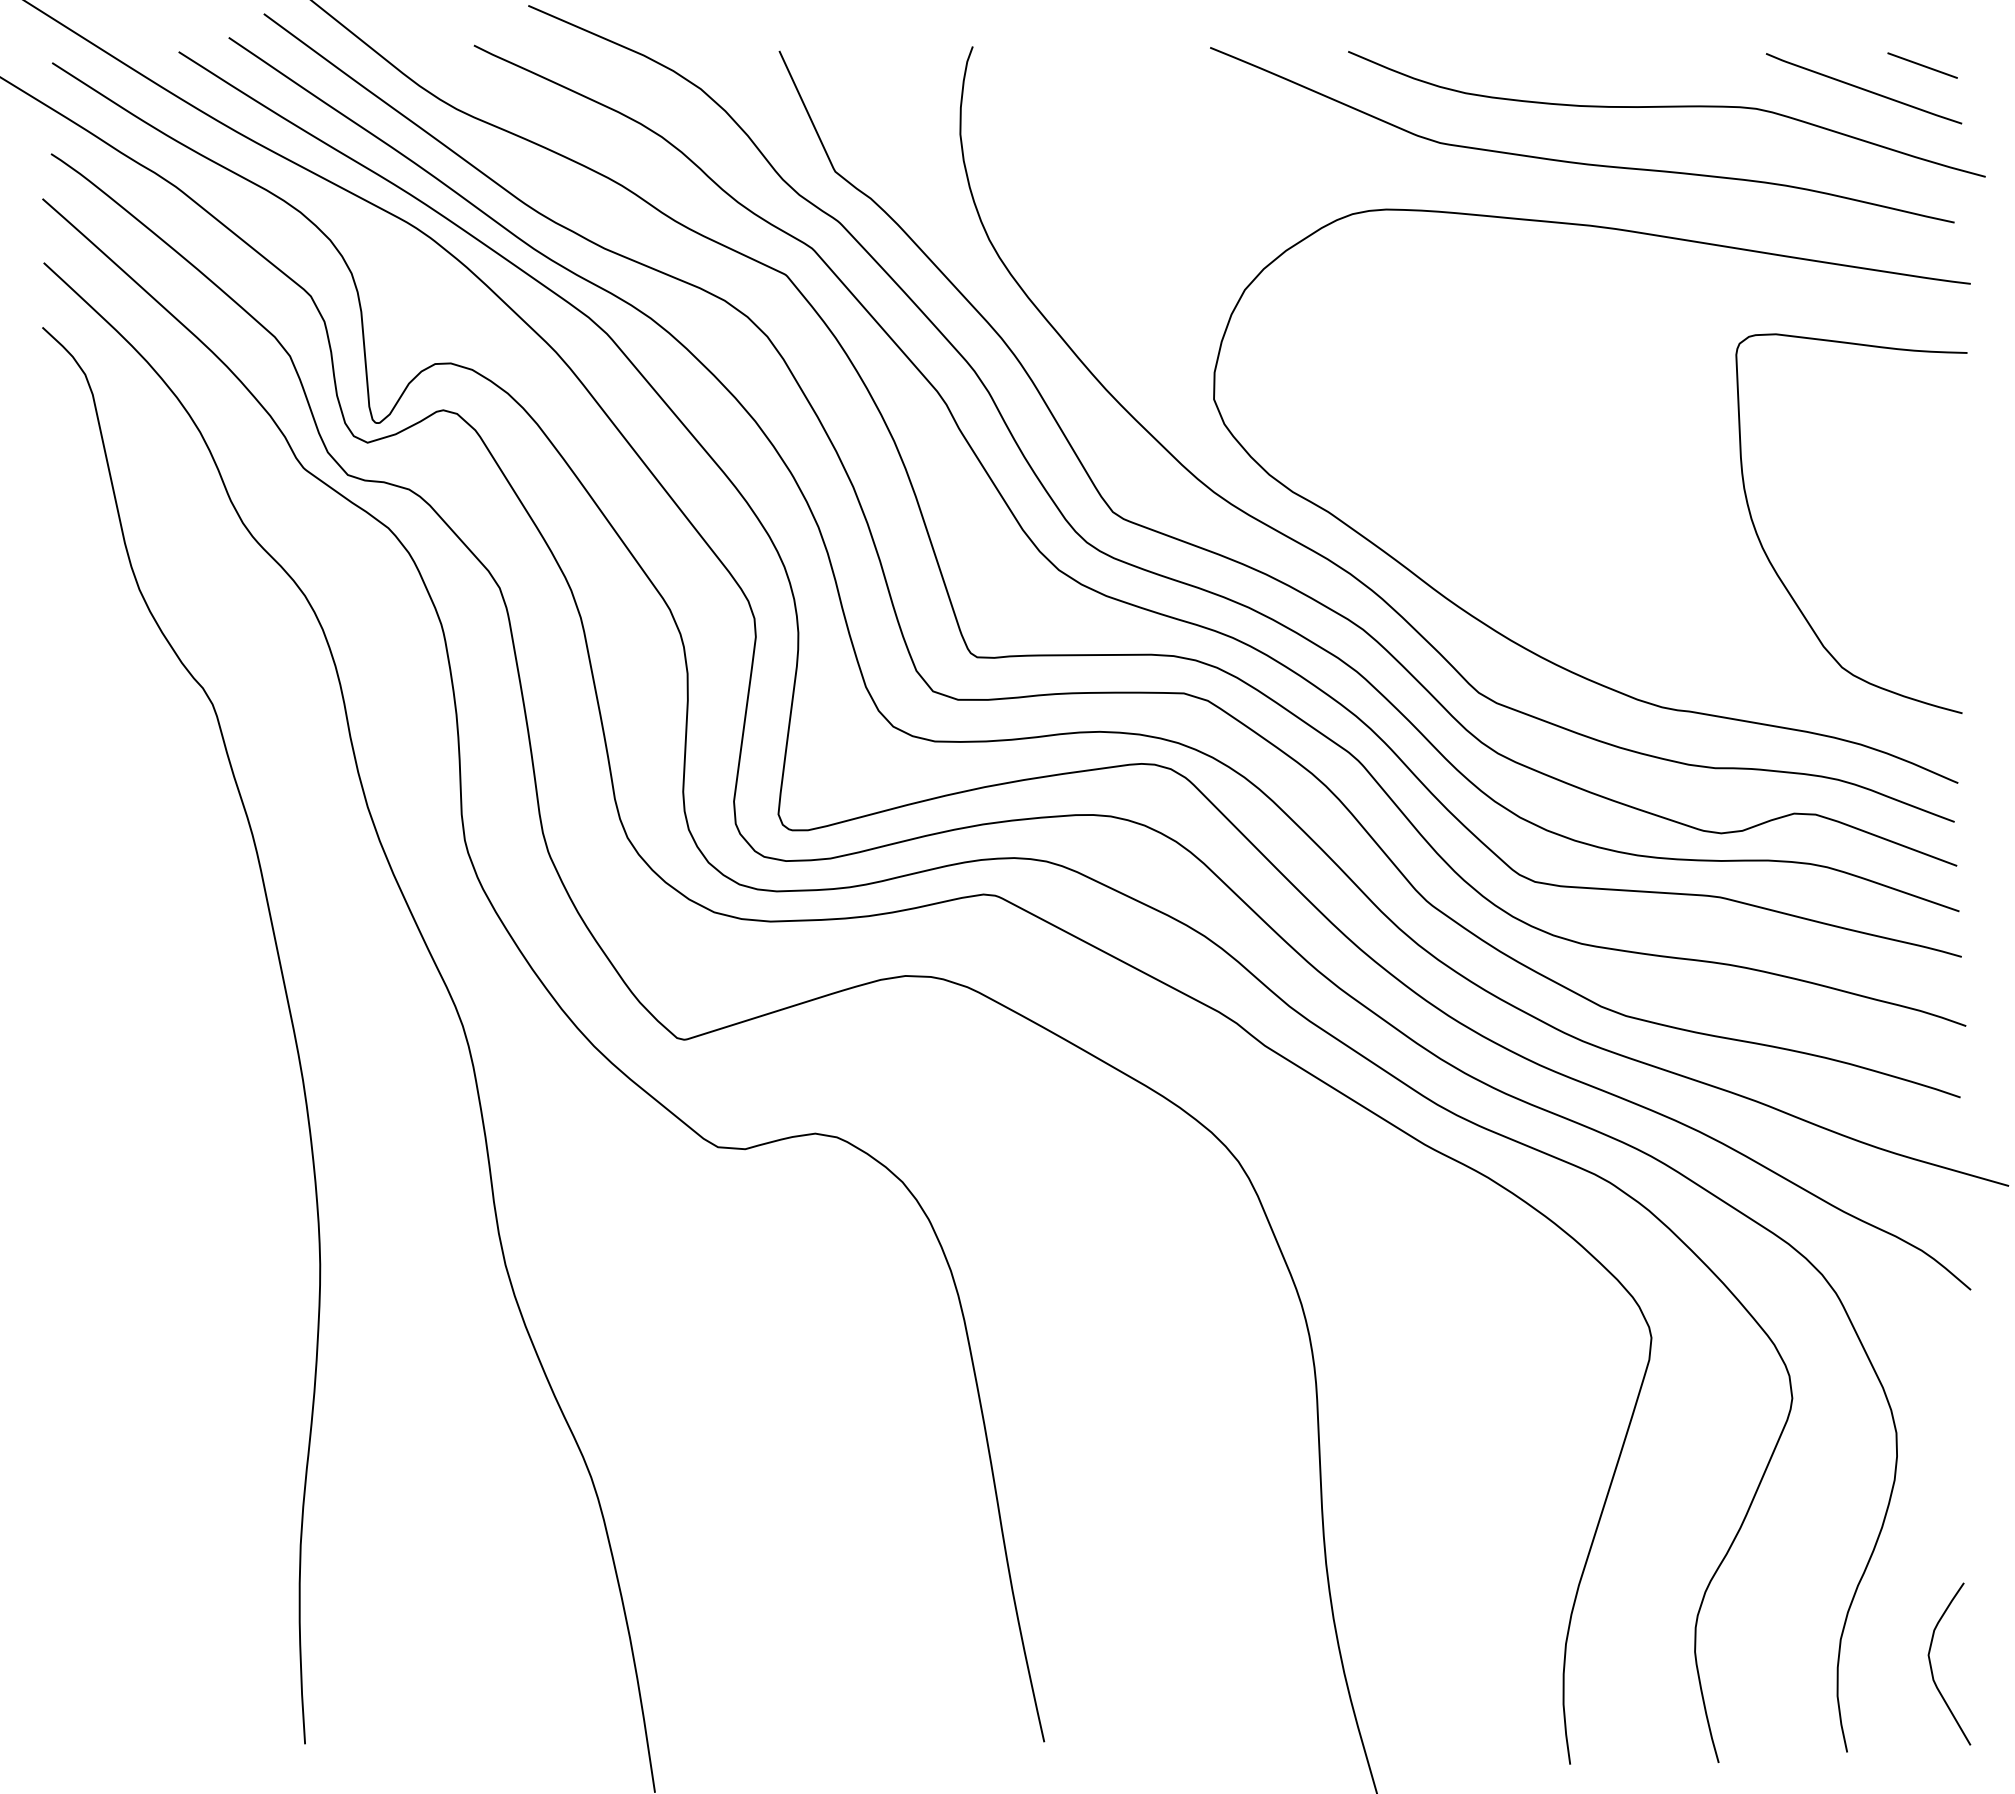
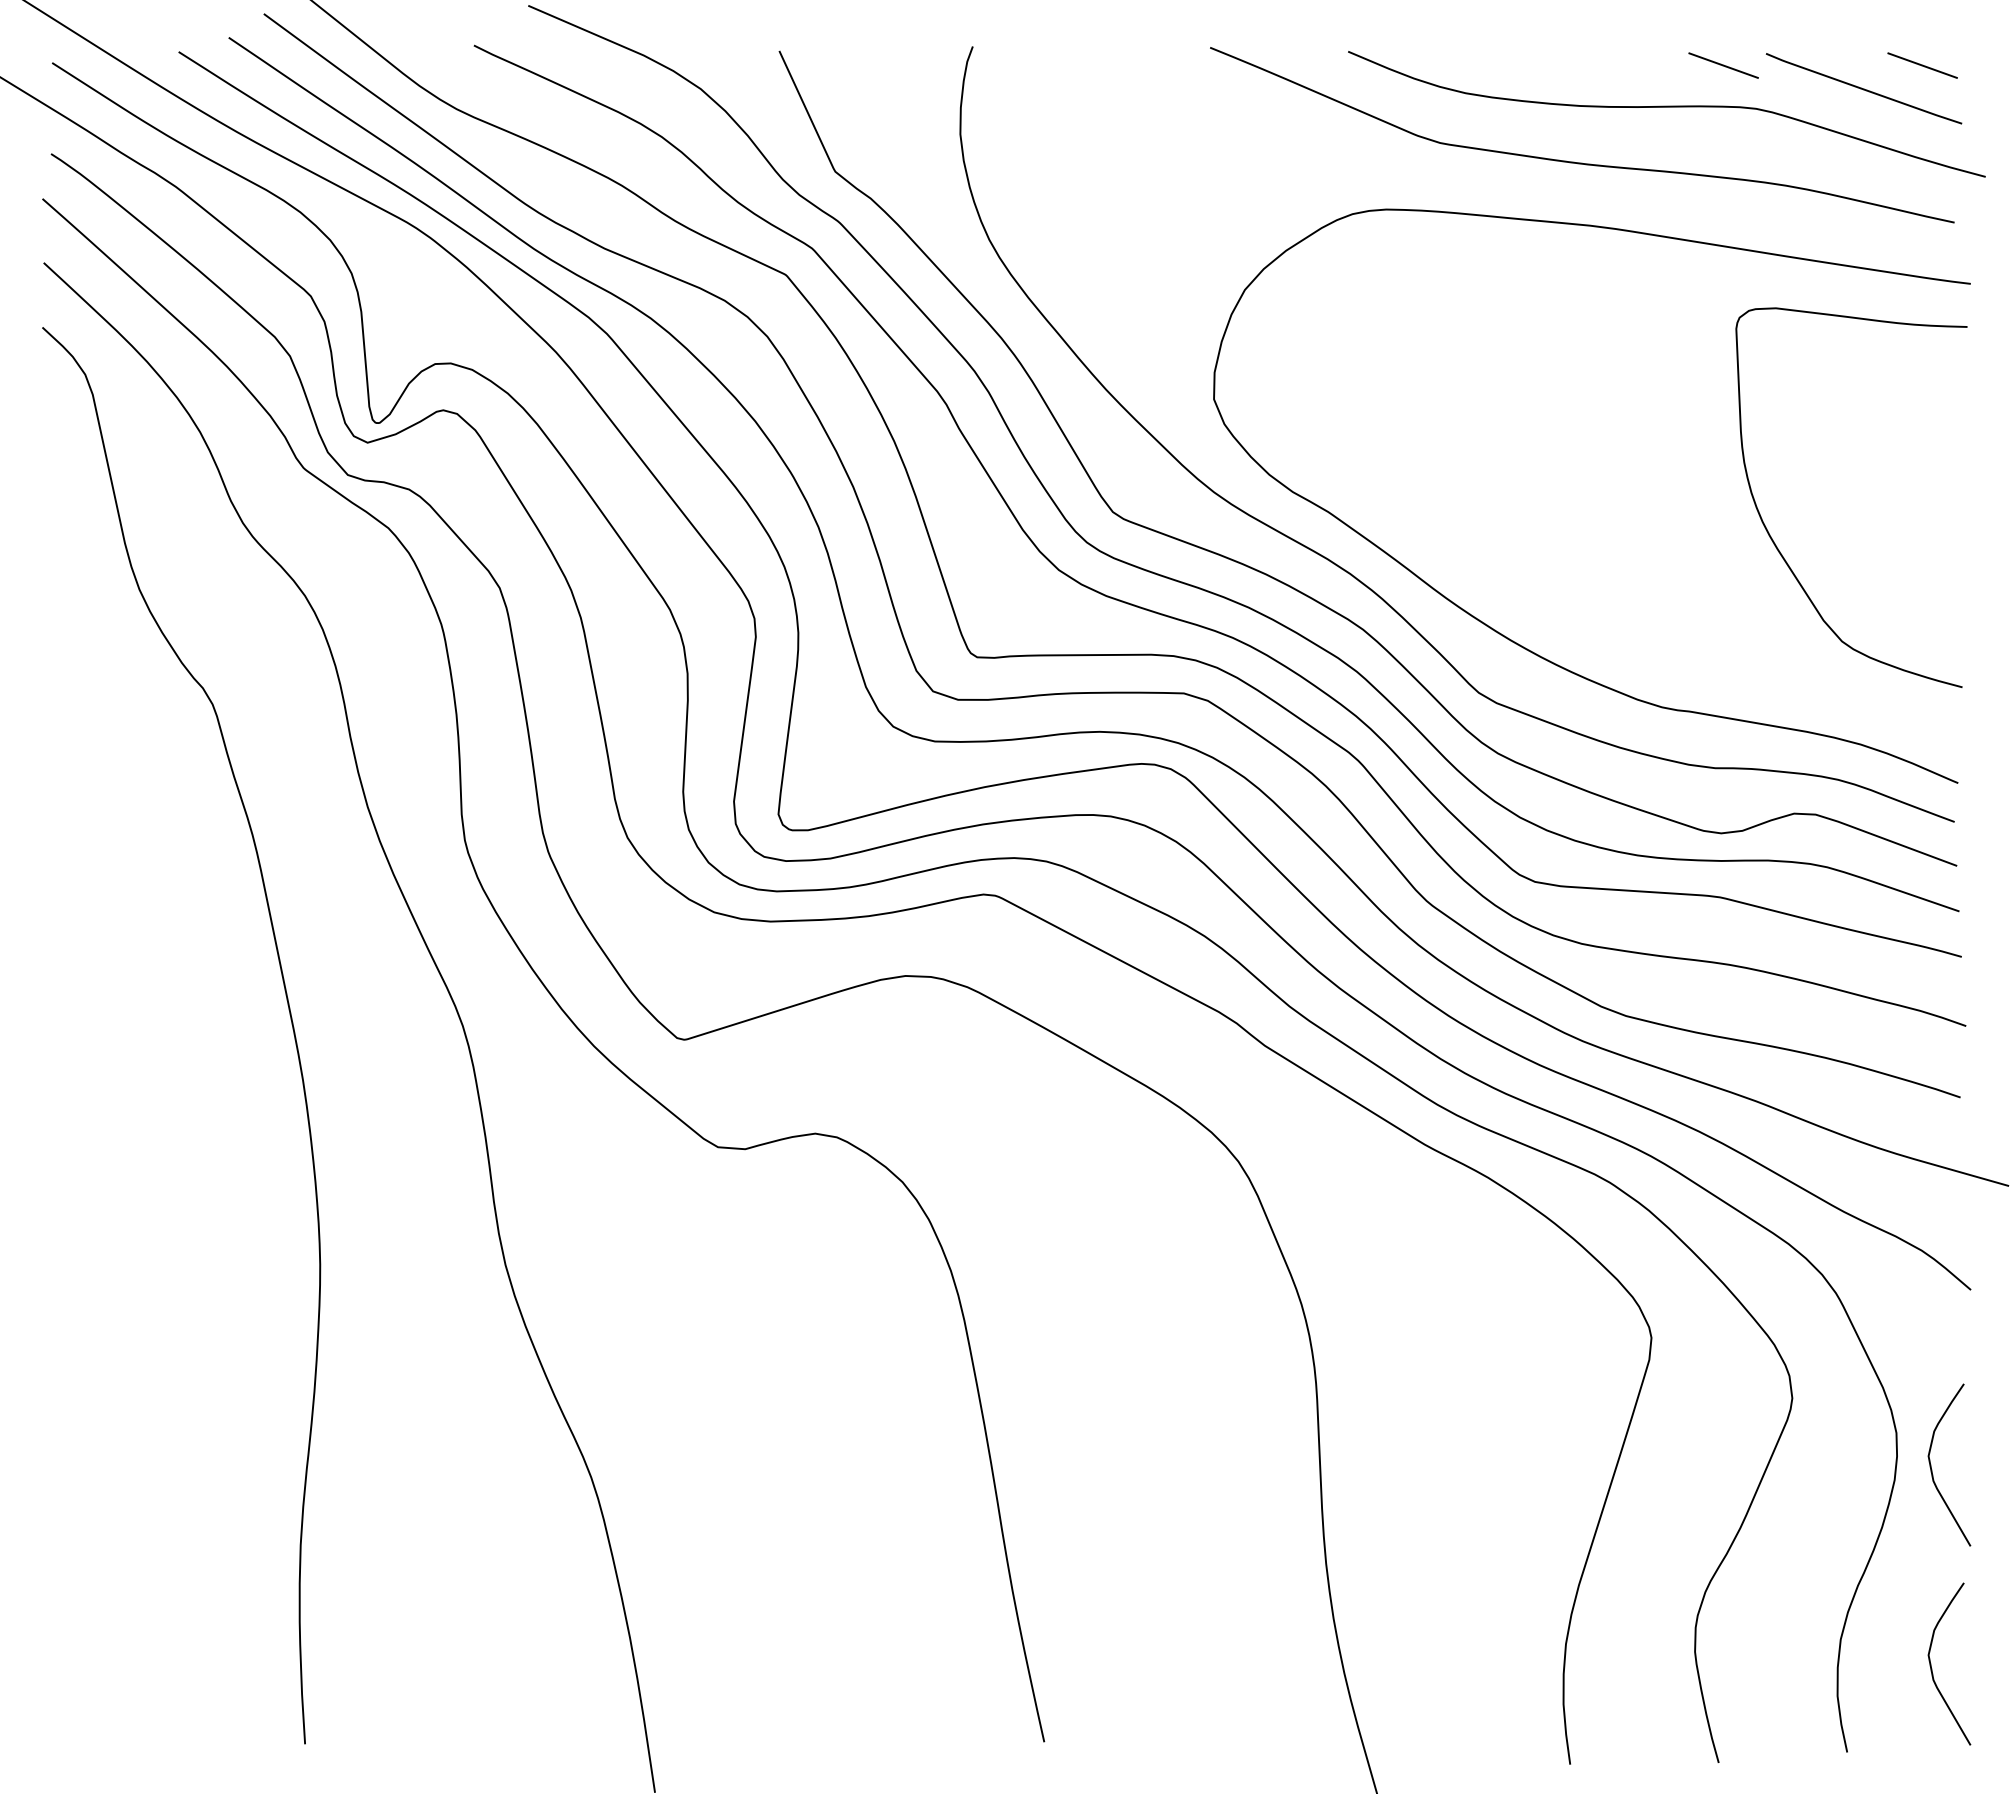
line: none -> present (1723, 65)
curve position: (1774, 567) -> (1774, 541) (1774, 541)
curve: none -> present (1932, 1469)
